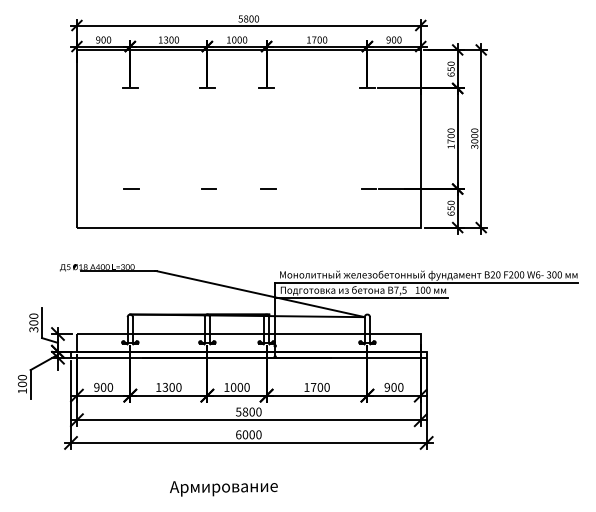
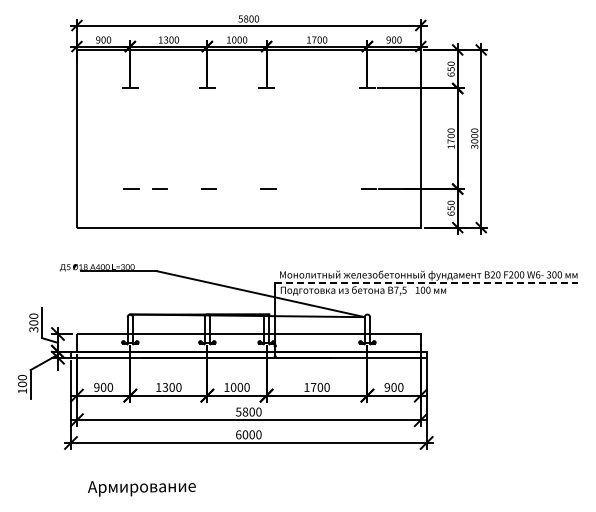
line: none -> present (159, 188)
line: solid -> dashed (427, 282)
line: present -> none (361, 298)
text position: (223, 488) -> (141, 488) (141, 488)
